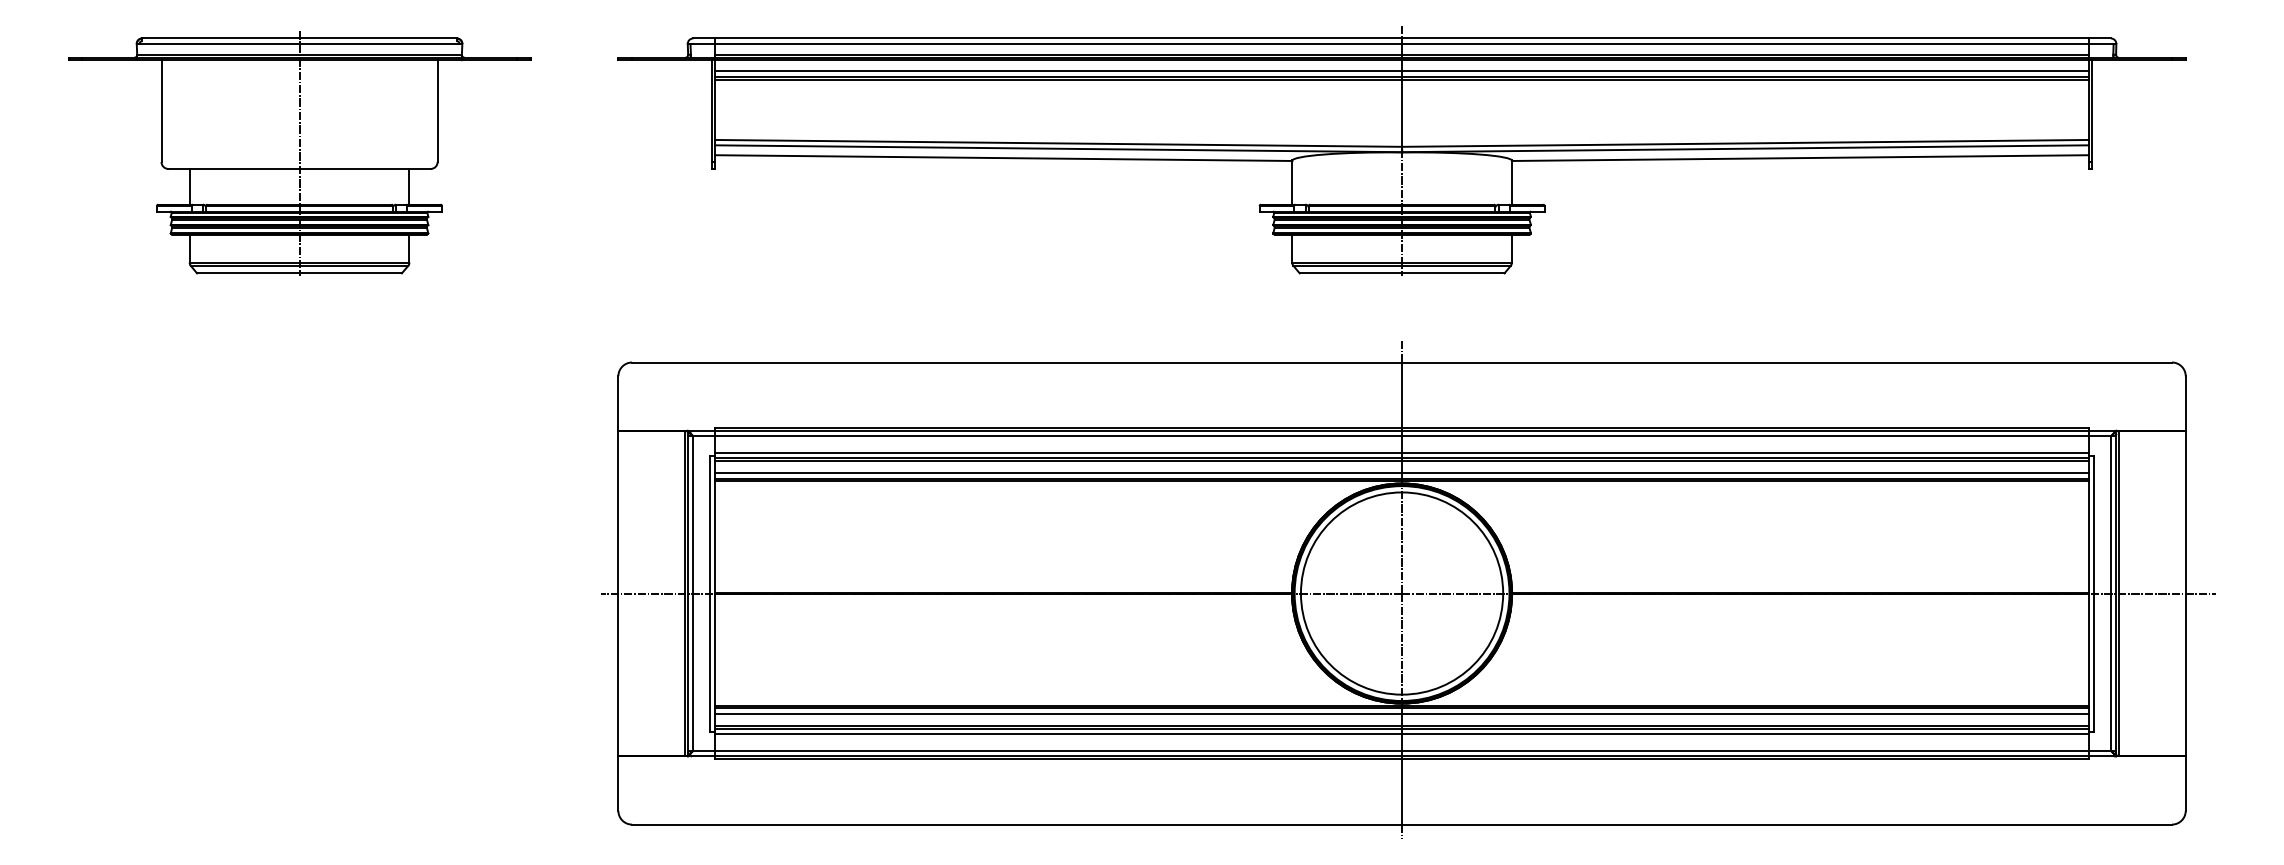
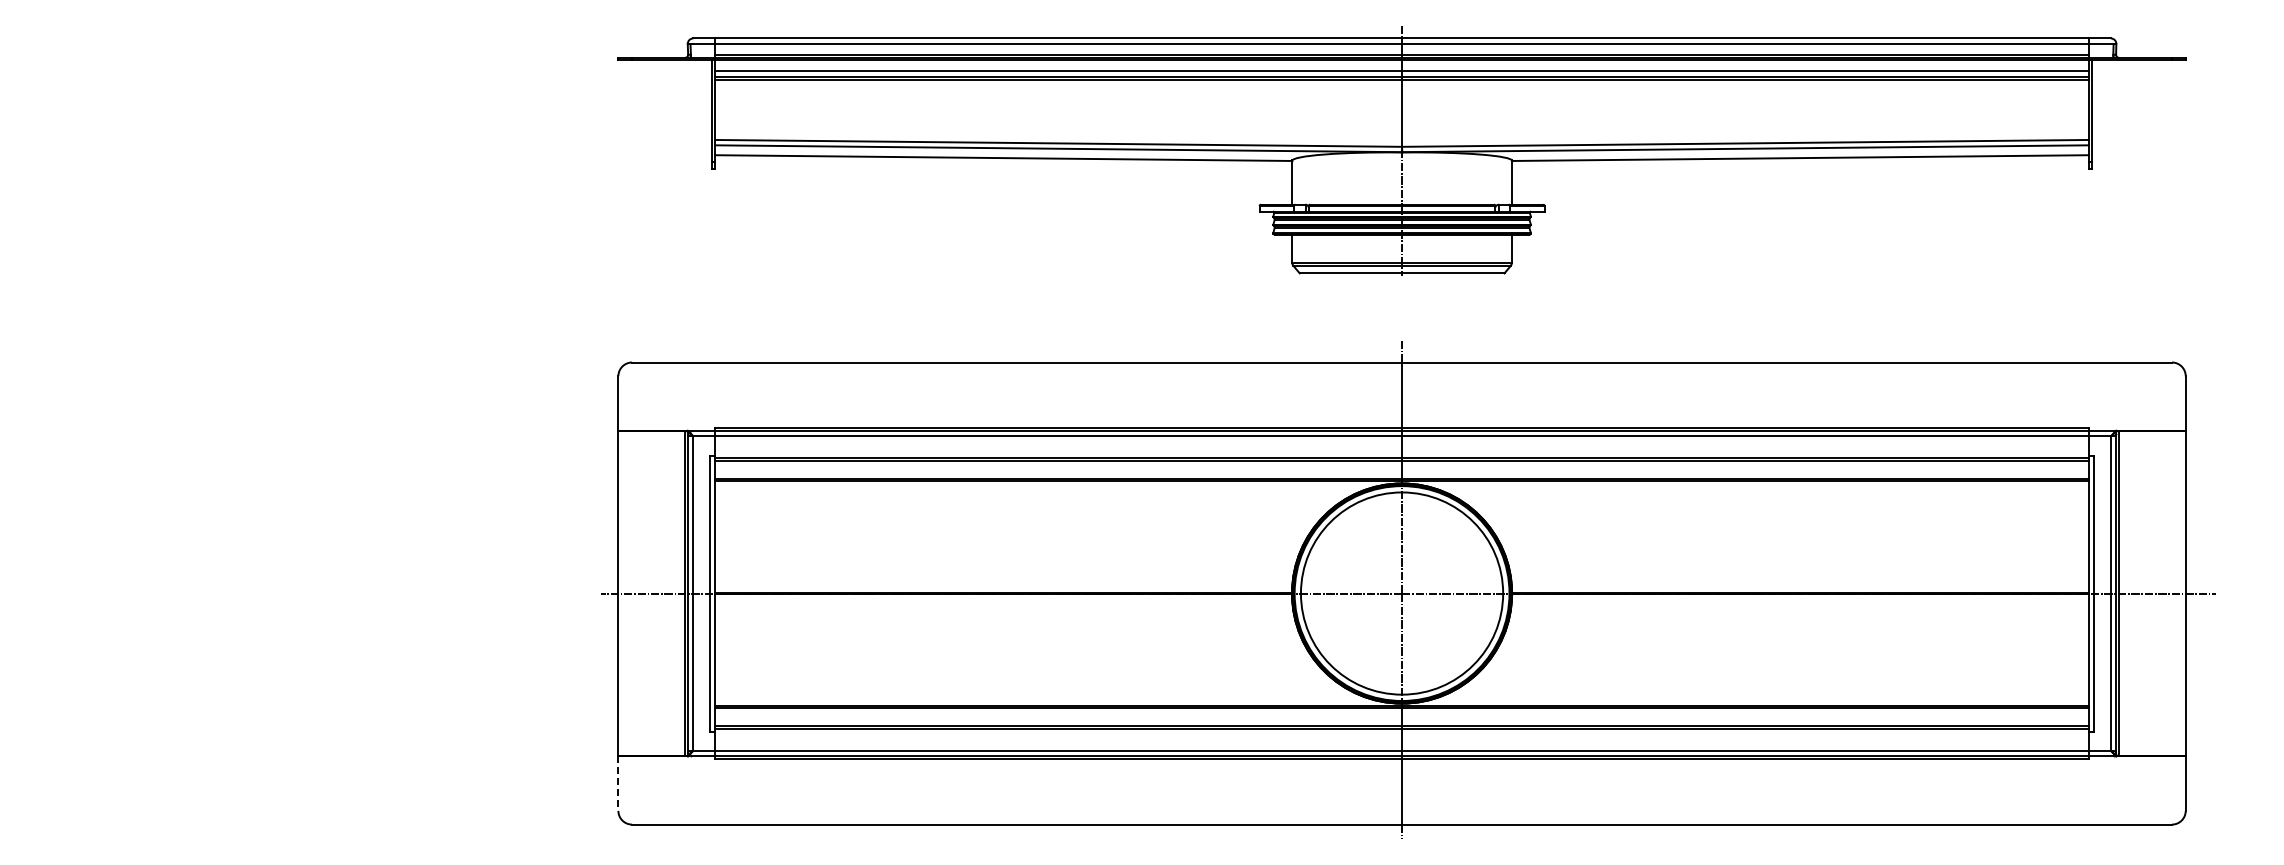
part: present -> none (299, 153)
line: present -> none (1401, 452)
line: present -> none (1401, 473)
line: present -> none (1401, 713)
line: present -> none (1401, 734)
line: solid -> dashed (618, 783)
